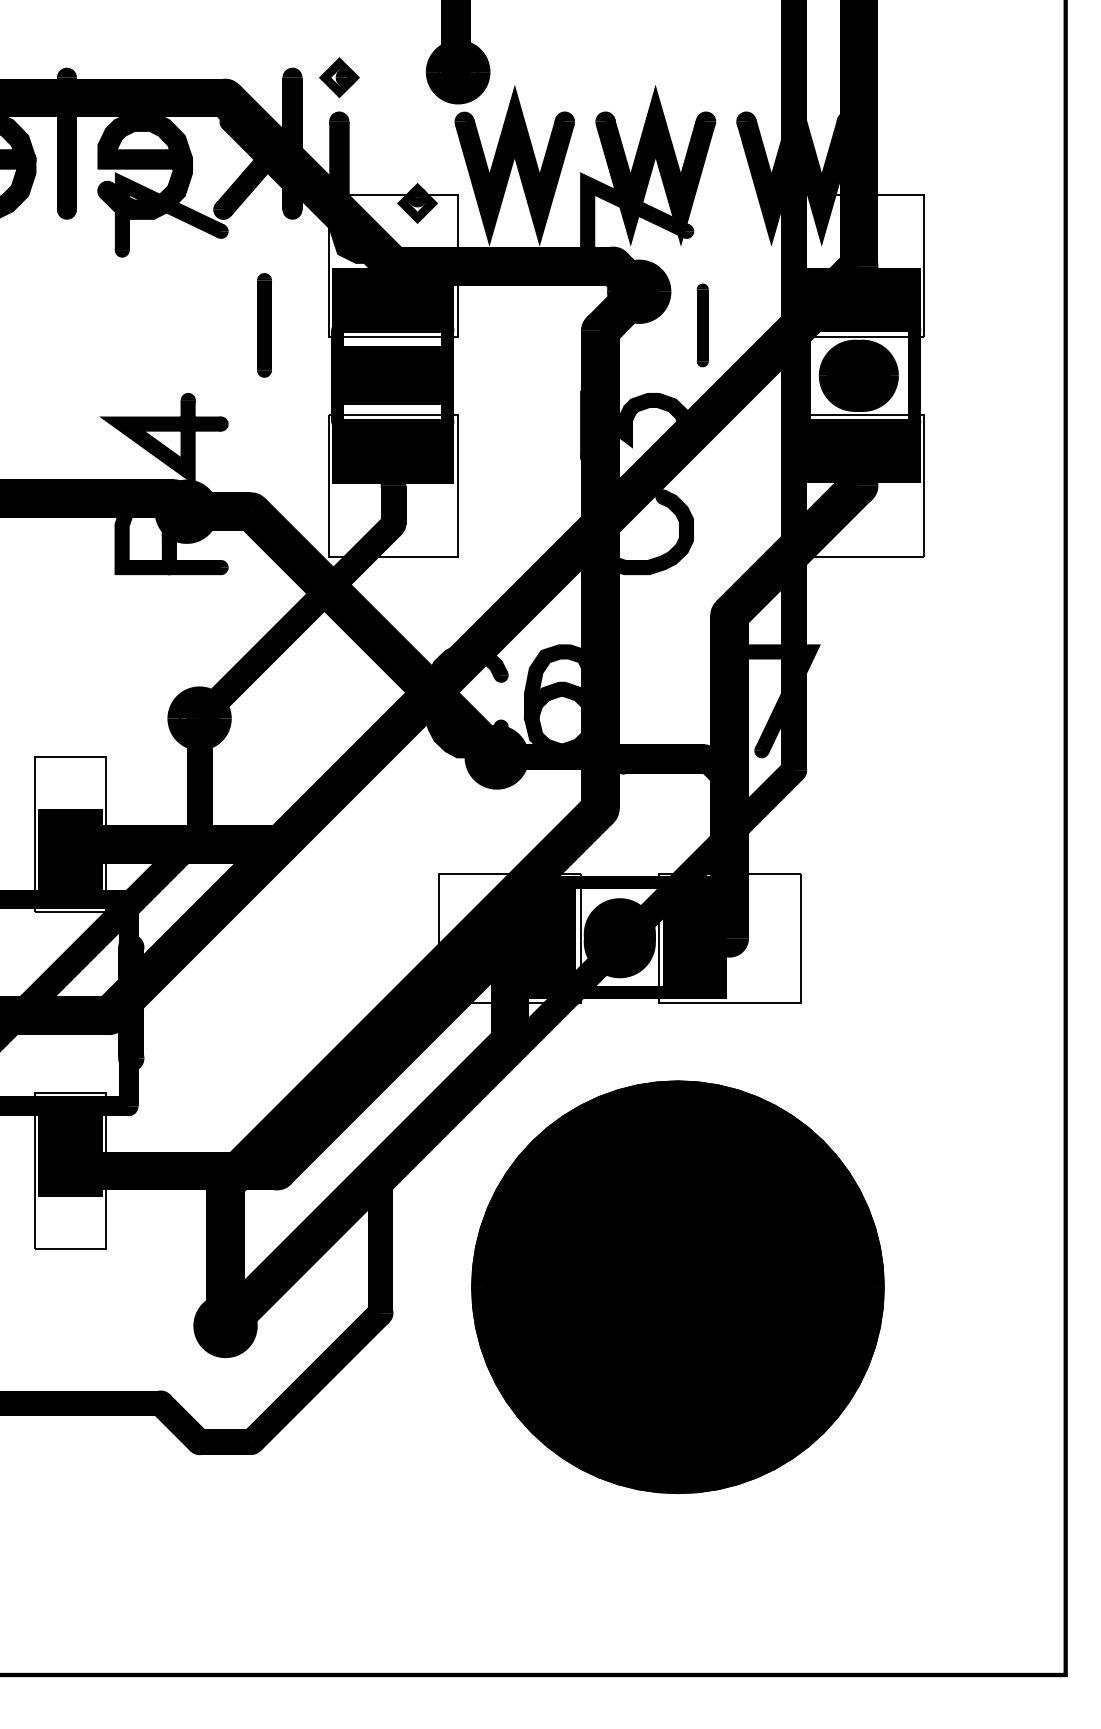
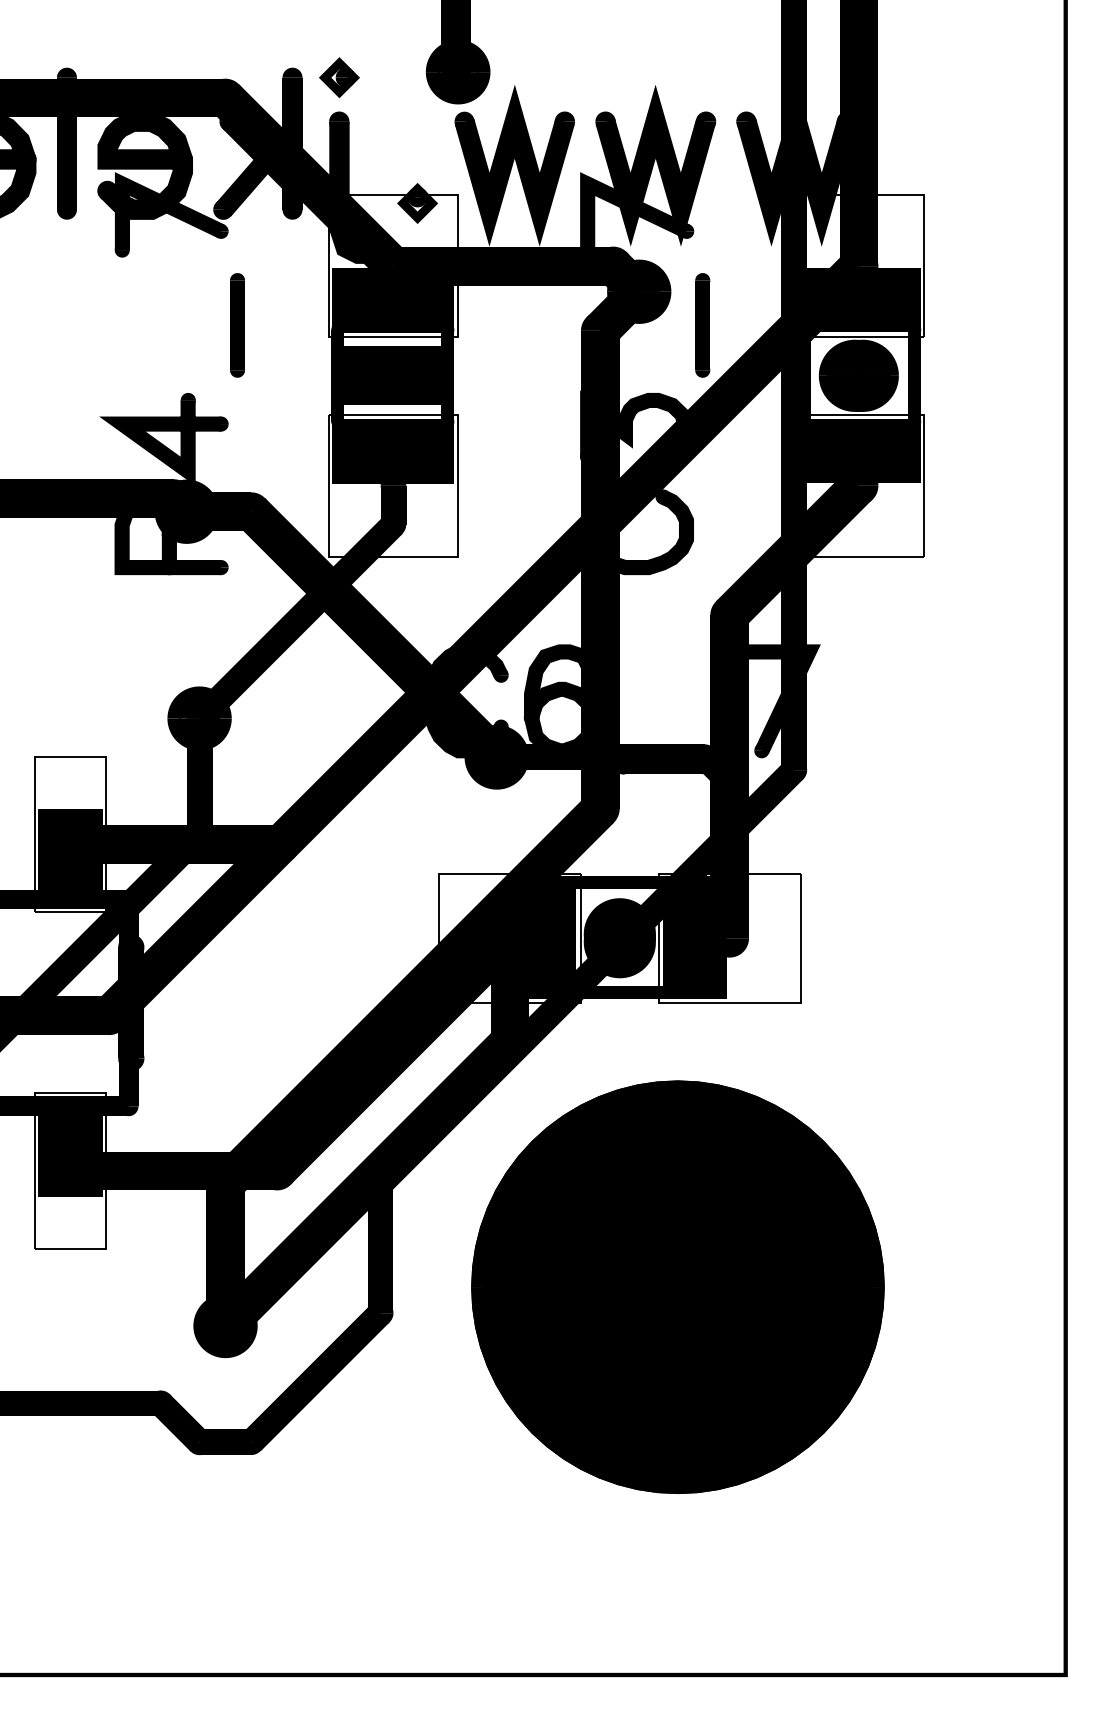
part position: (264, 325) -> (237, 325) (237, 325)
part size: 13x85 px -> 16x105 px (702, 325)
